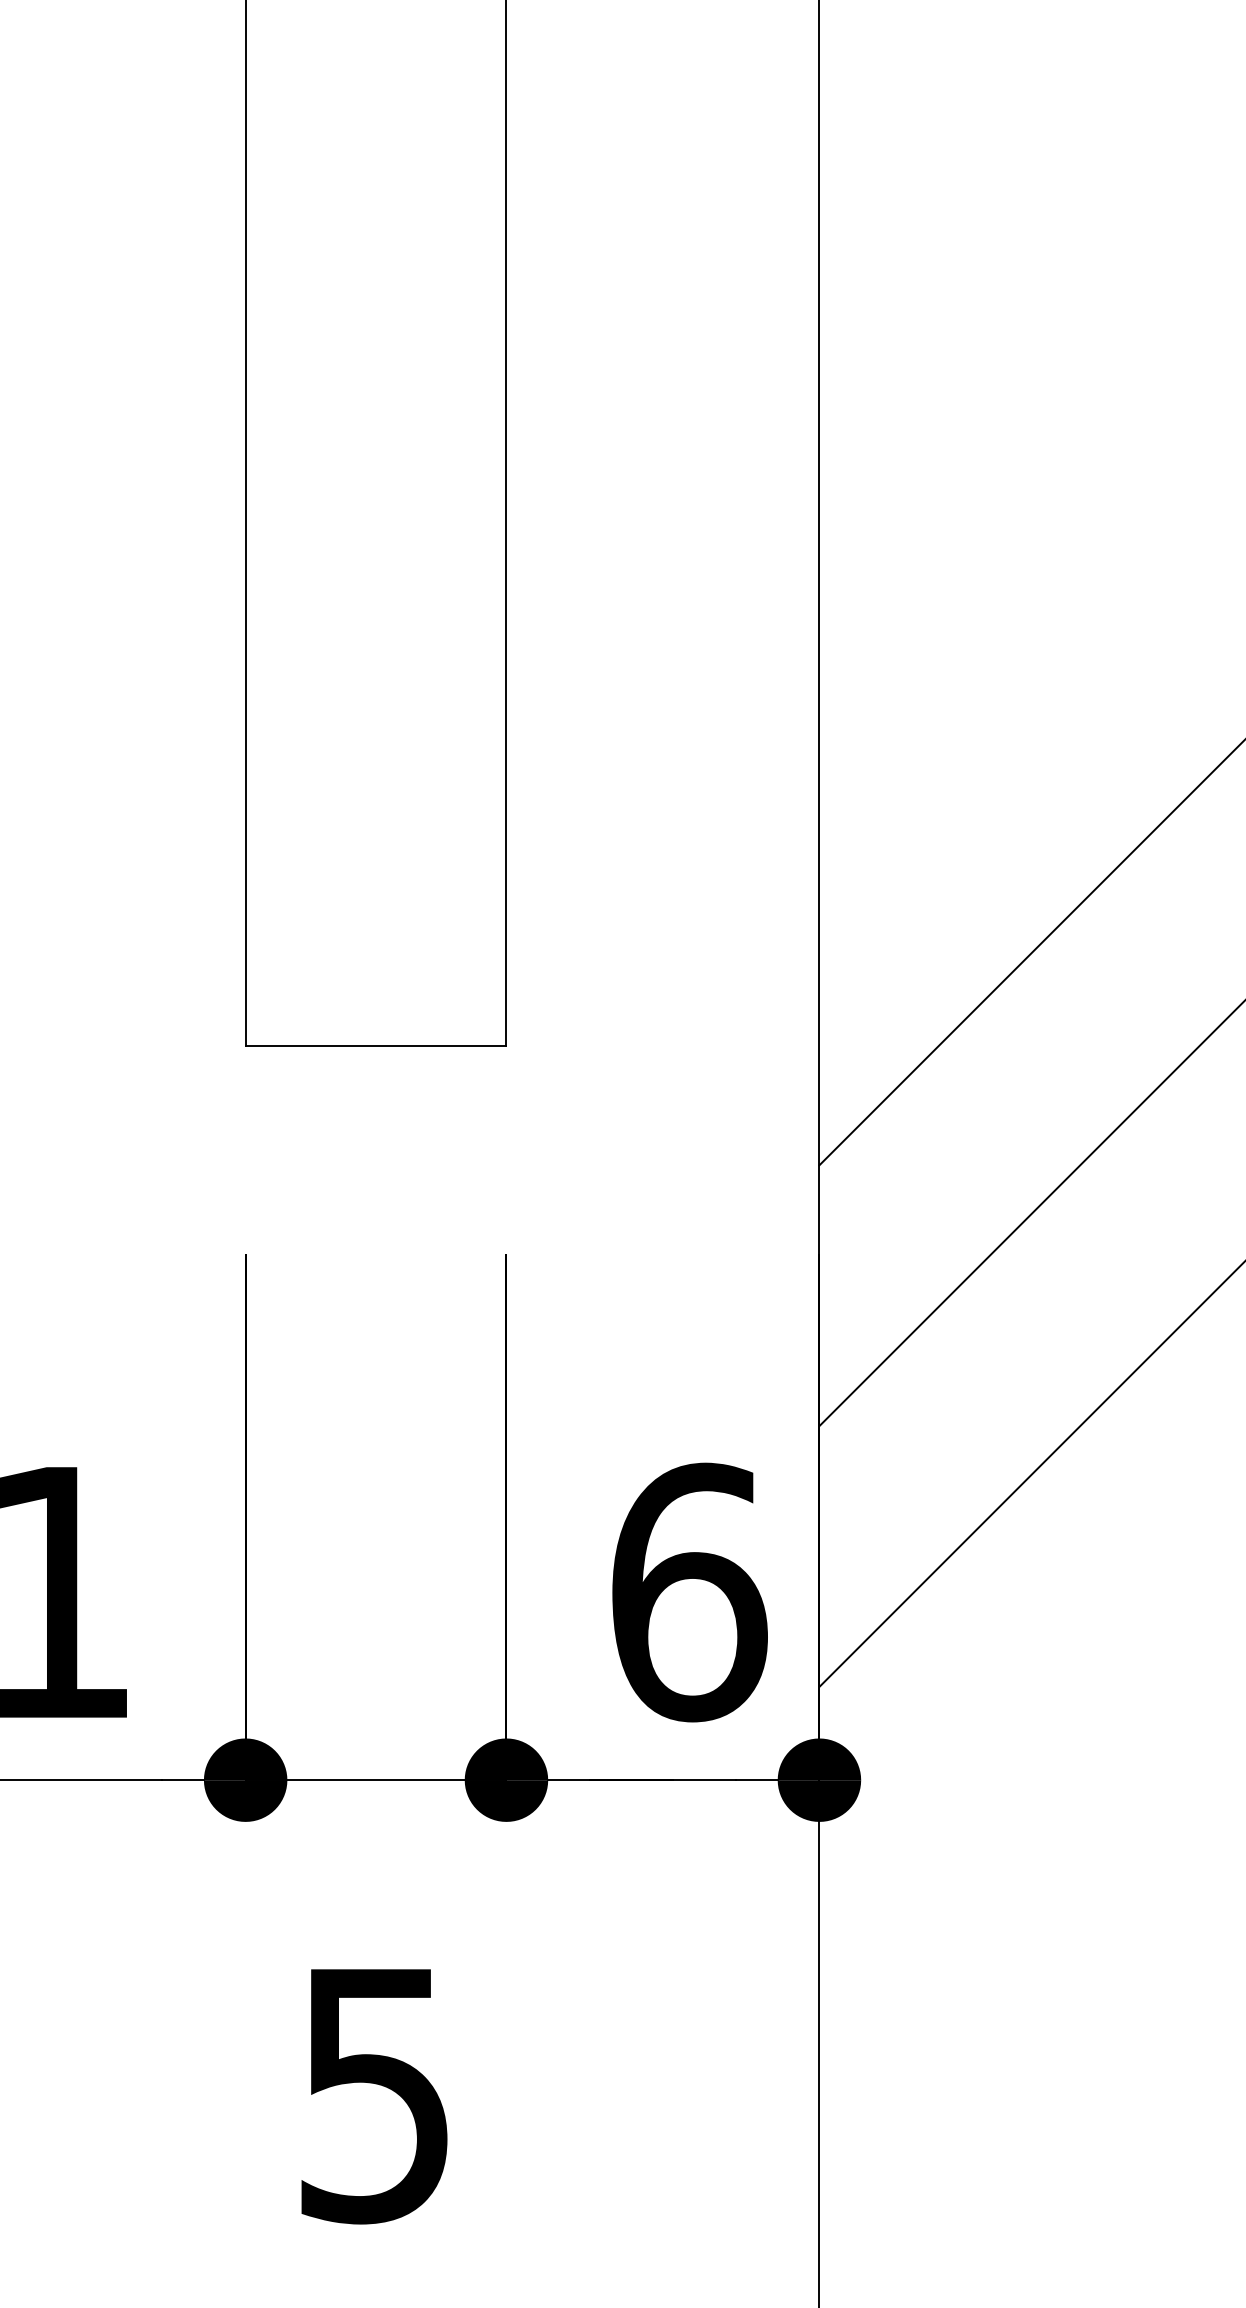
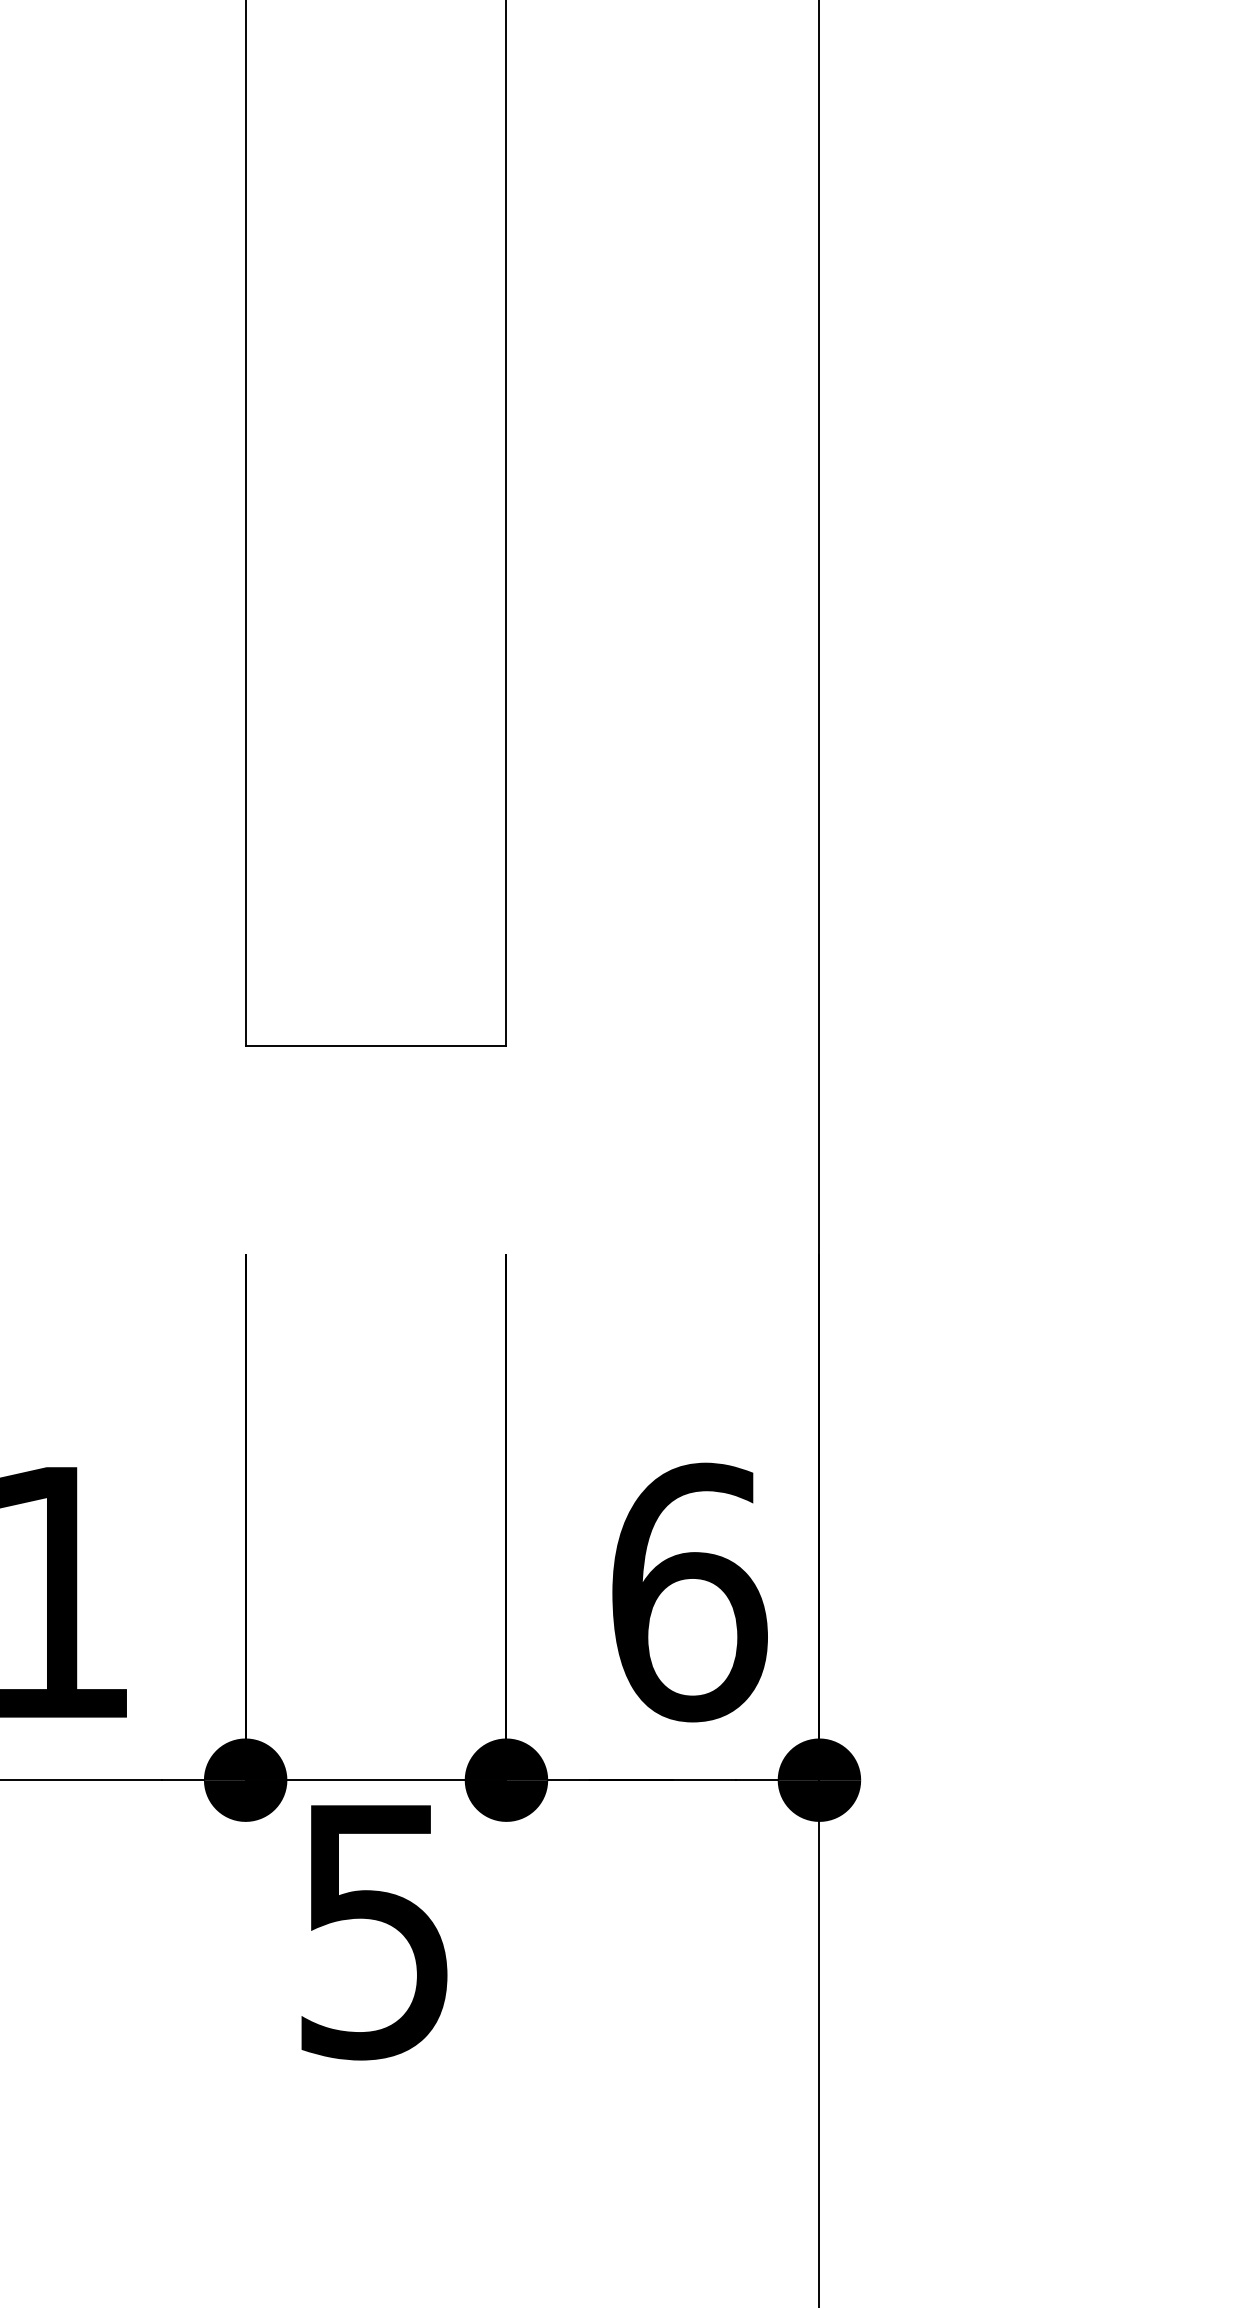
line: present -> none (1030, 953)
line: present -> none (1030, 1214)
line: present -> none (1030, 1475)
text position: (374, 2096) -> (374, 1932) (374, 1932)
